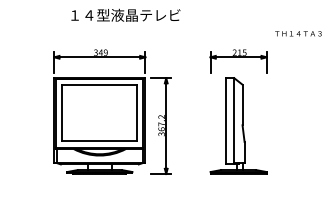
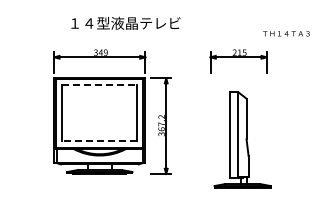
text position: (125, 14) -> (125, 22) (125, 22)
text position: (298, 33) -> (286, 33) (286, 33)
line: solid -> dashed (99, 84)
part position: (238, 125) -> (242, 139) (242, 139)
line: solid -> dashed (99, 141)
